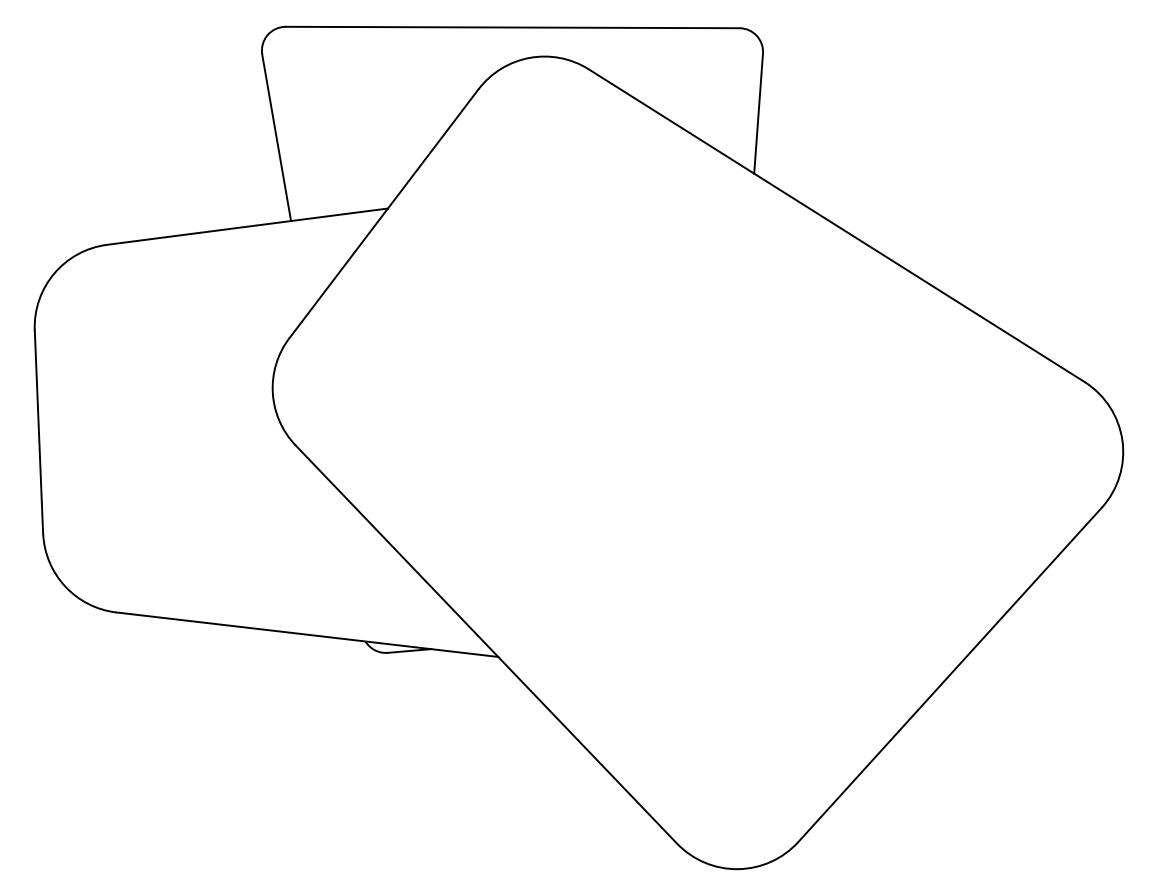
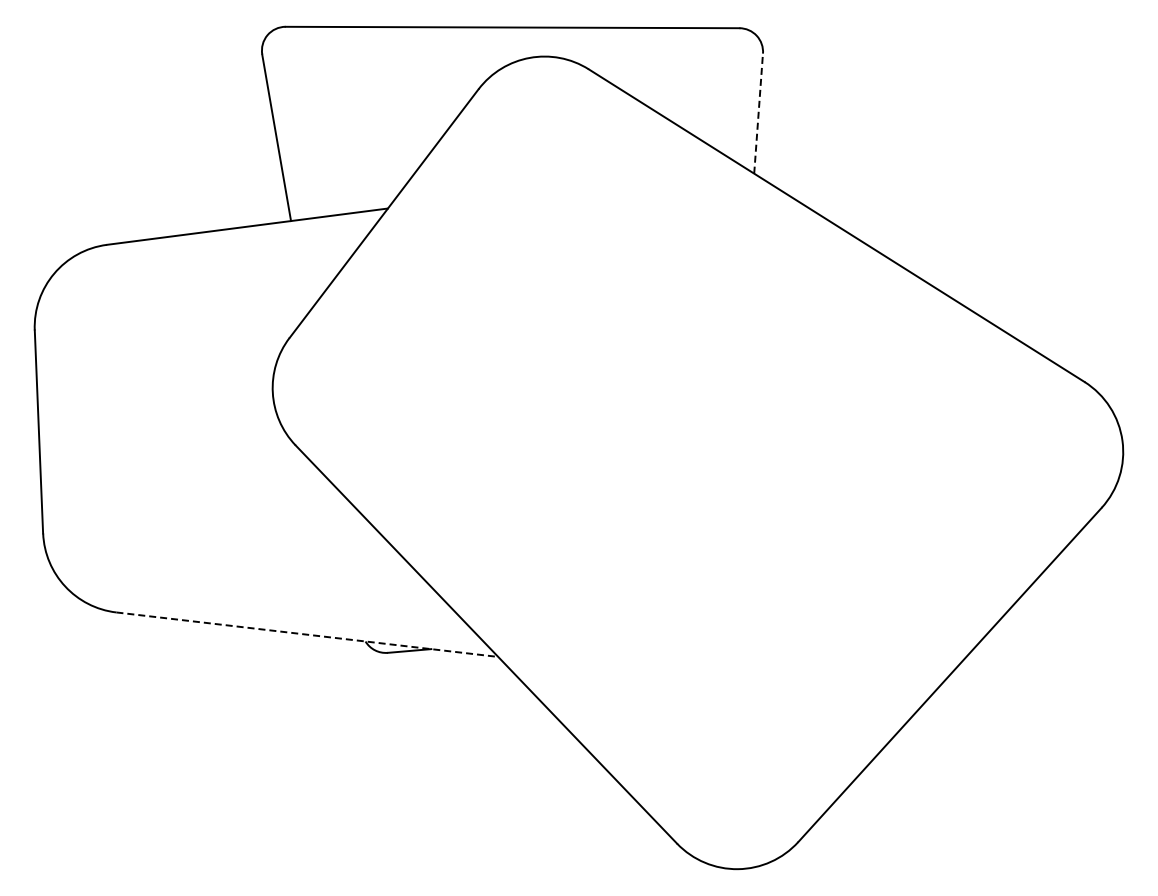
line: solid -> dashed (758, 113)
line: solid -> dashed (307, 634)
